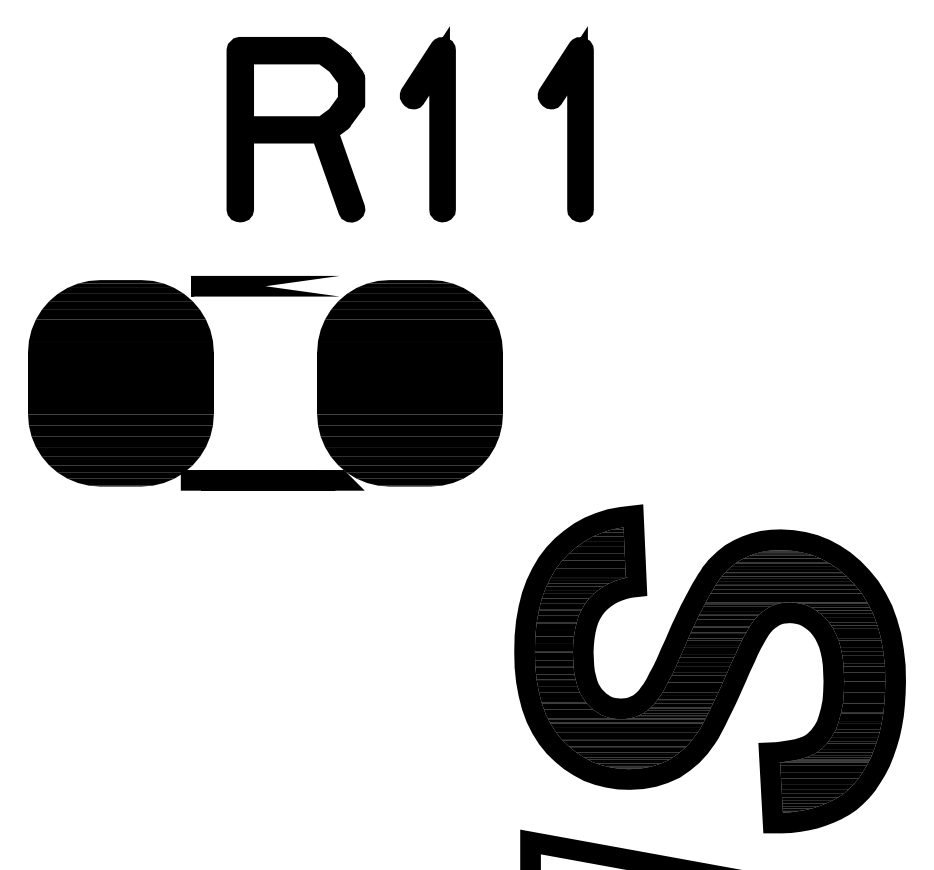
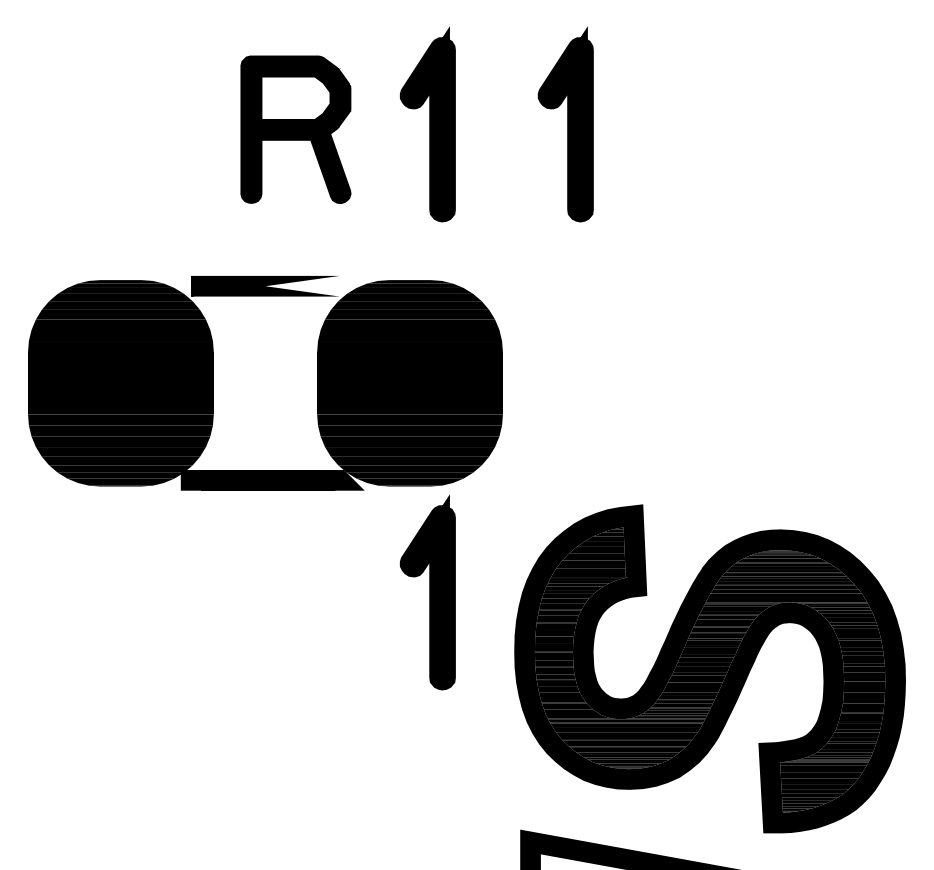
part size: 140x186 px -> 112x149 px (295, 129)
part: none -> present (427, 592)
